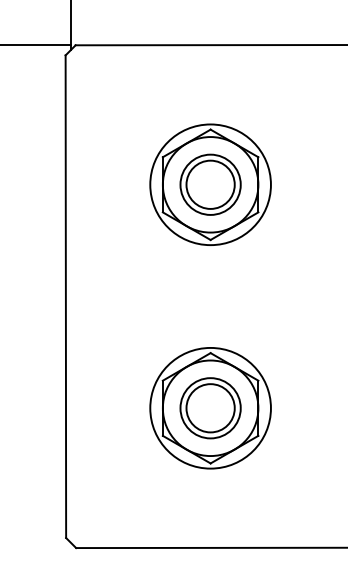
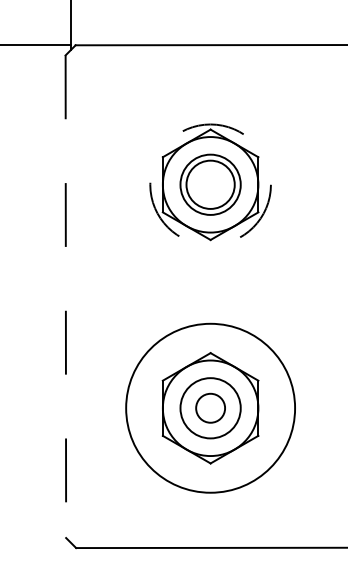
circle: solid -> dashed (210, 184)
line: solid -> dashed (65, 297)
circle diameter: 121 px -> 169 px (210, 407)
circle diameter: 48 px -> 29 px (210, 407)
